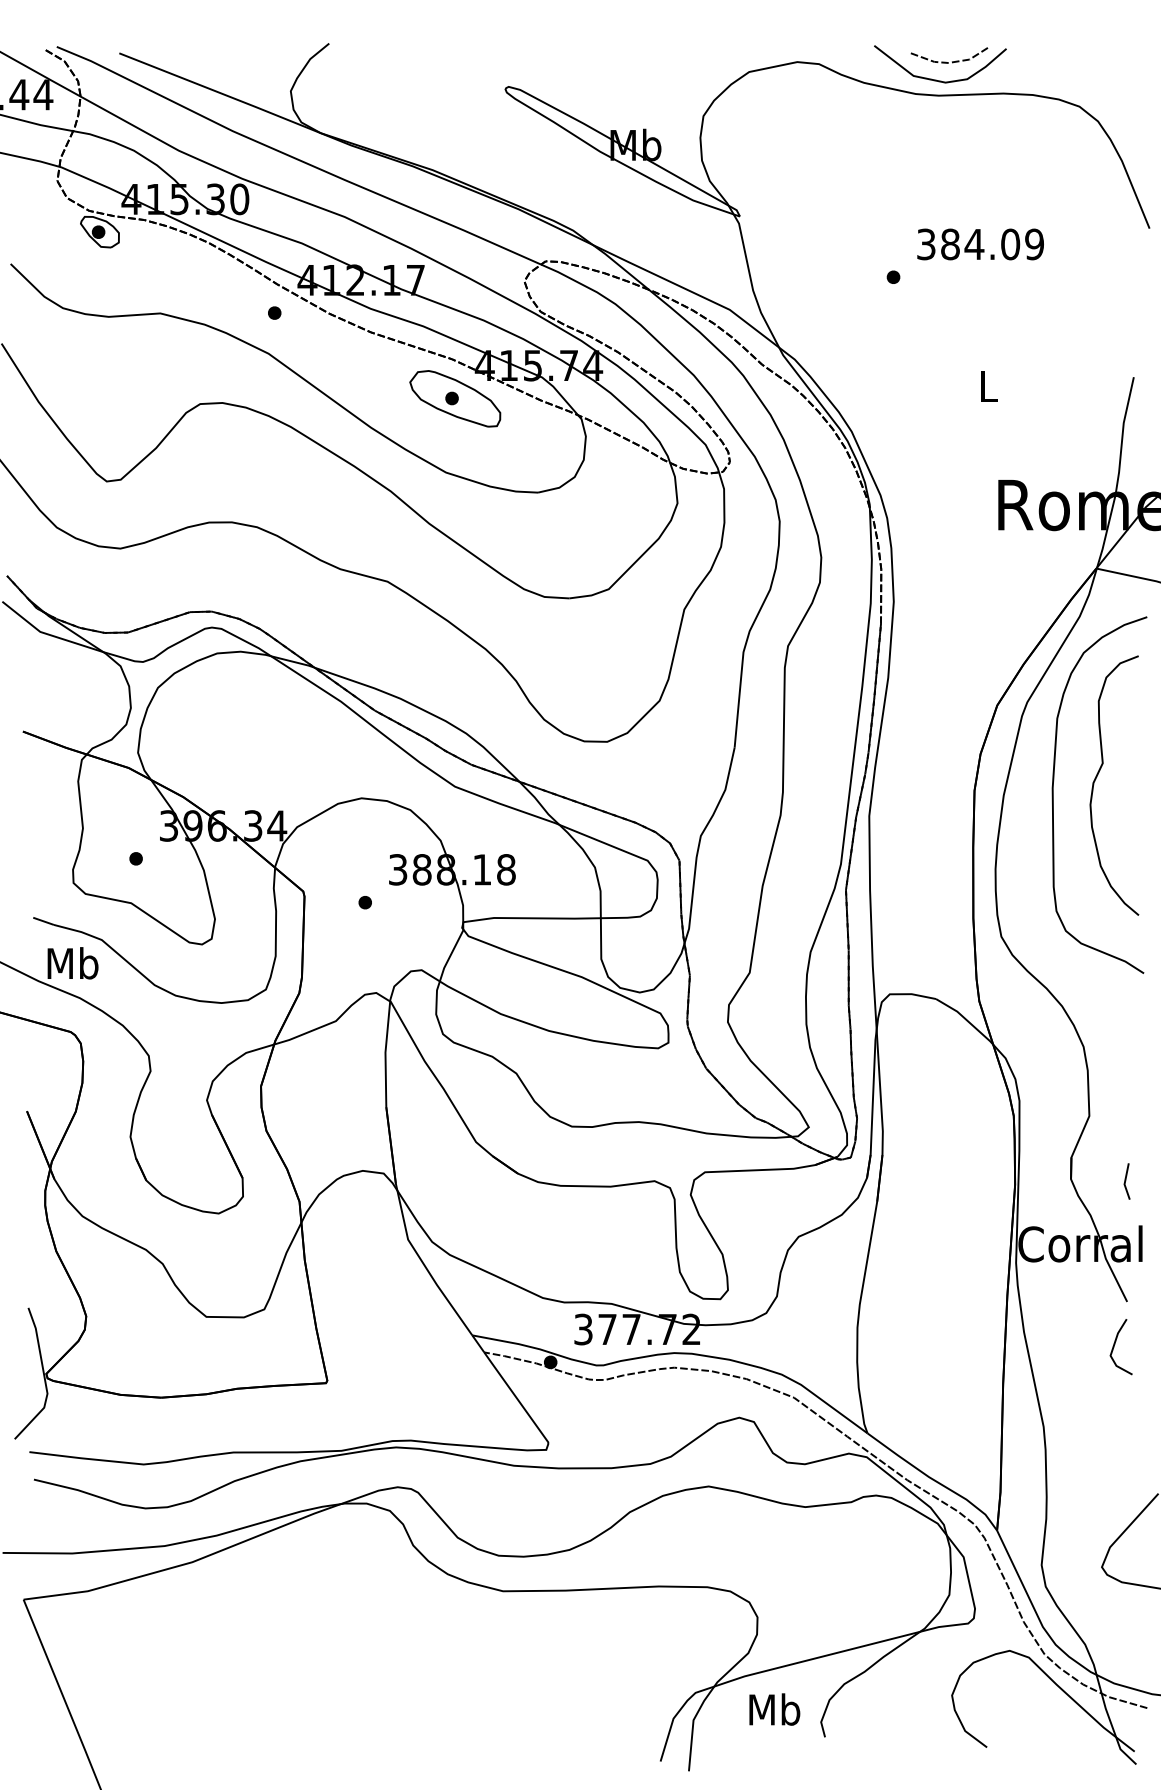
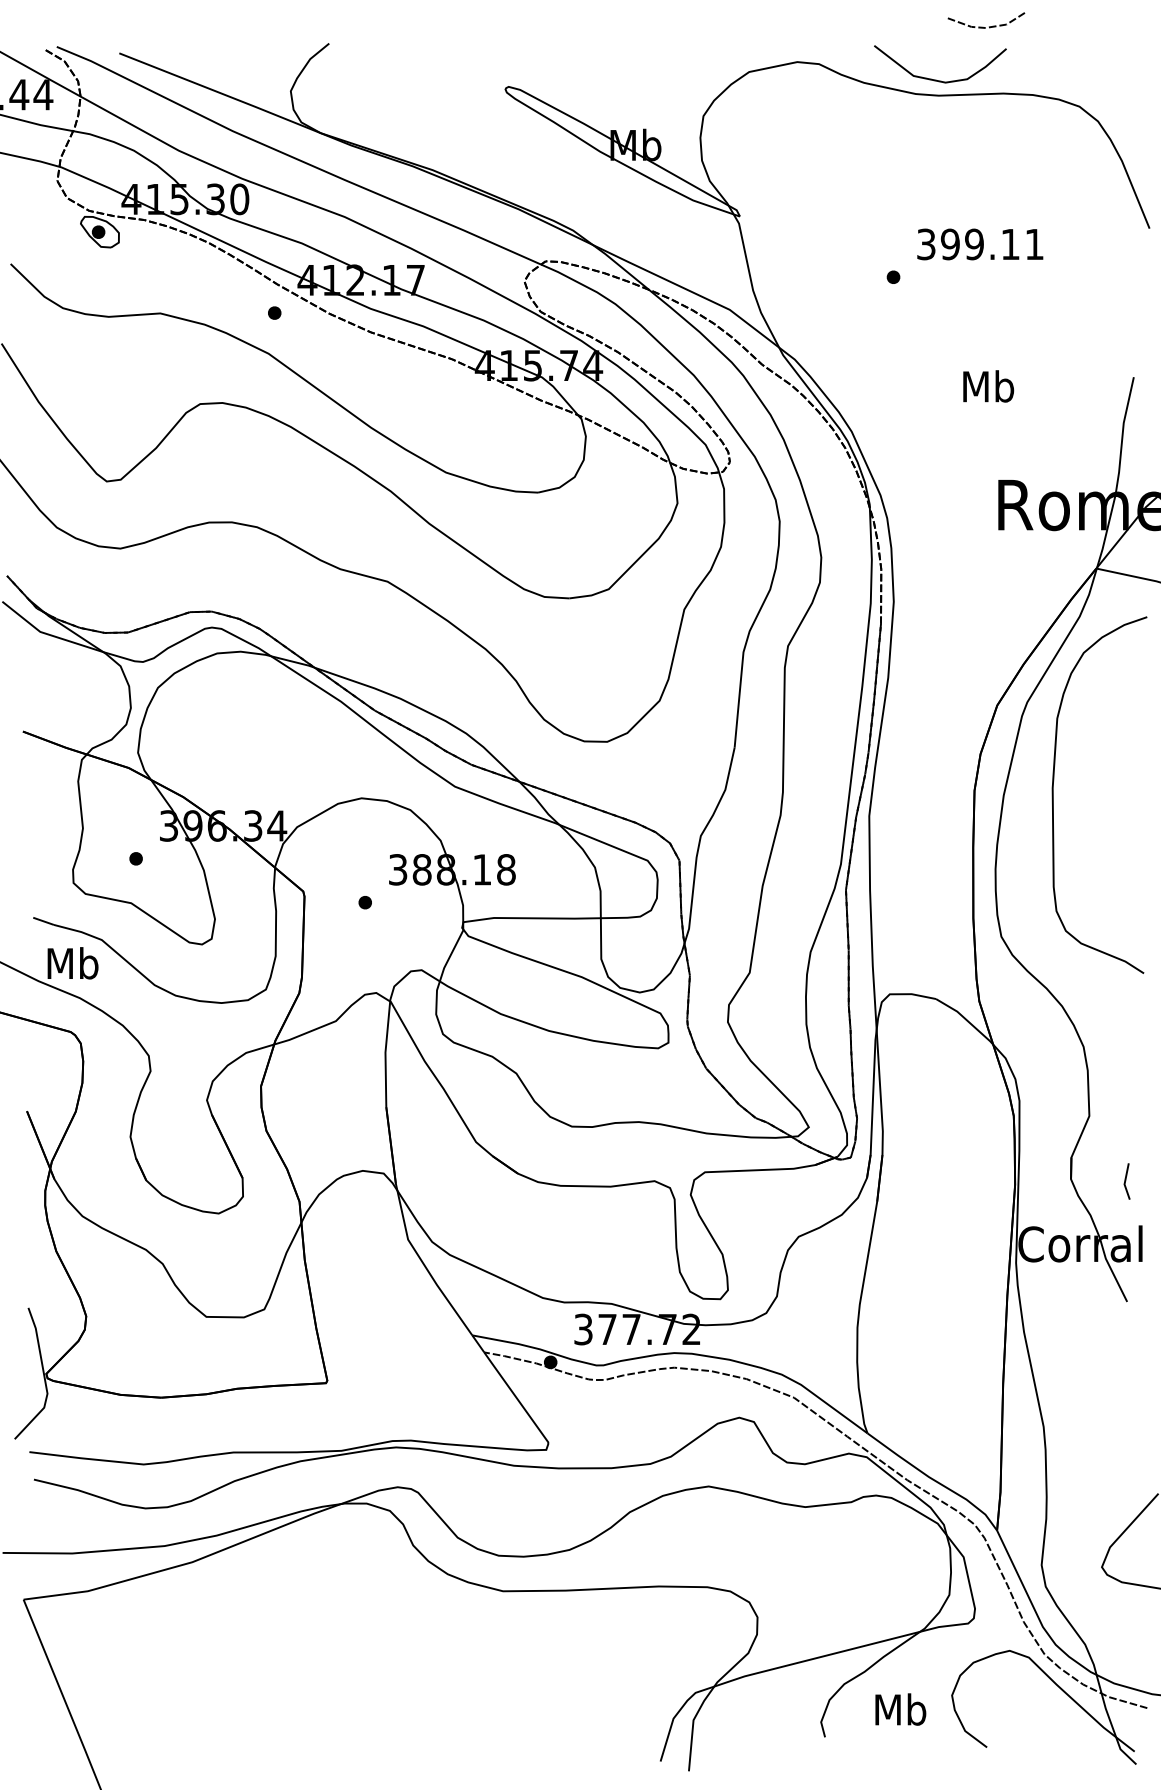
line position: (946, 61) -> (983, 26) (983, 26)
text: 384.09 -> 399.11 (992, 244)
text: L -> Mb (988, 386)
part: present -> none (455, 398)
curve: present -> none (1097, 777)
line: present -> none (1115, 1344)
text position: (774, 1709) -> (900, 1709) (900, 1709)
